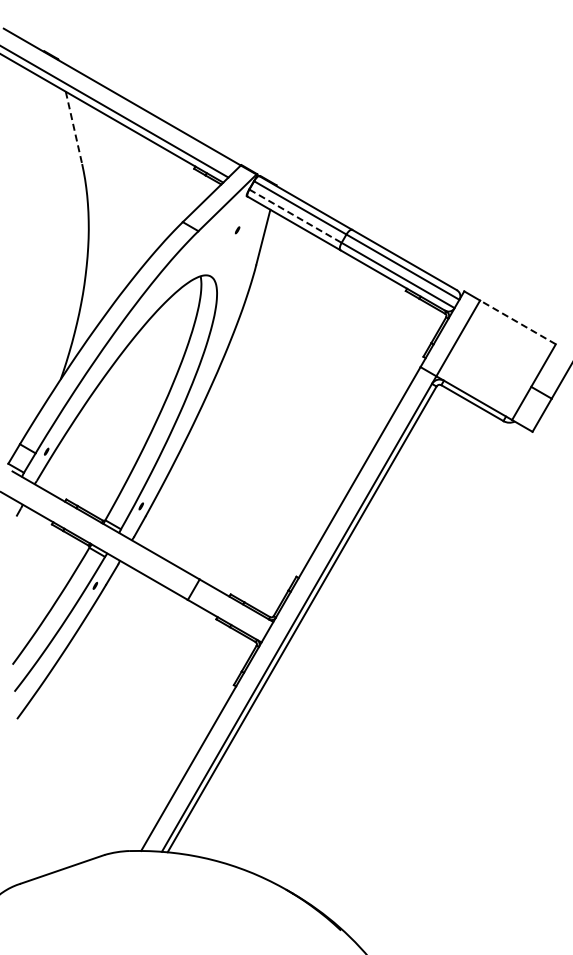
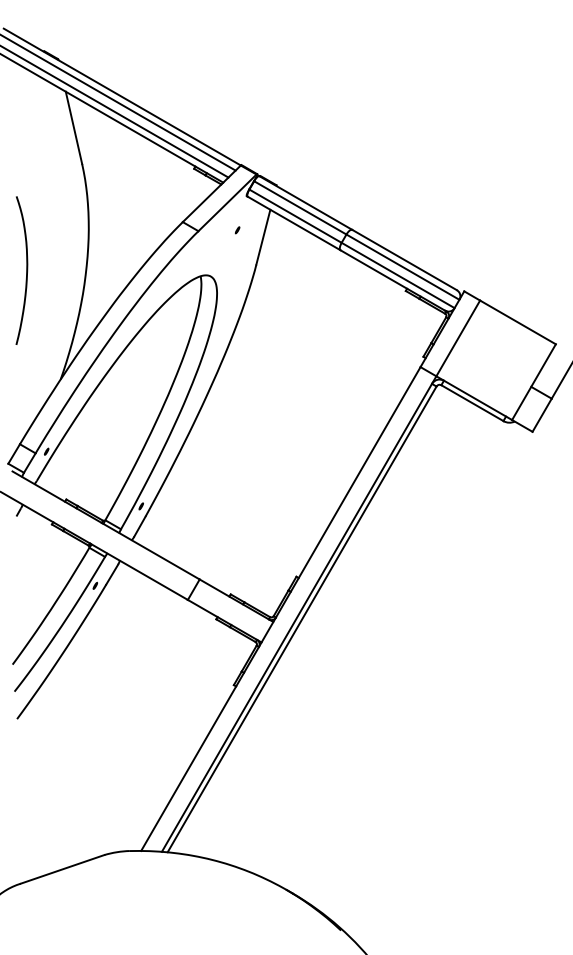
line: none -> present (118, 102)
line: dashed -> solid (74, 128)
line: dashed -> solid (295, 216)
curve: none -> present (26, 270)
line: dashed -> solid (517, 322)
